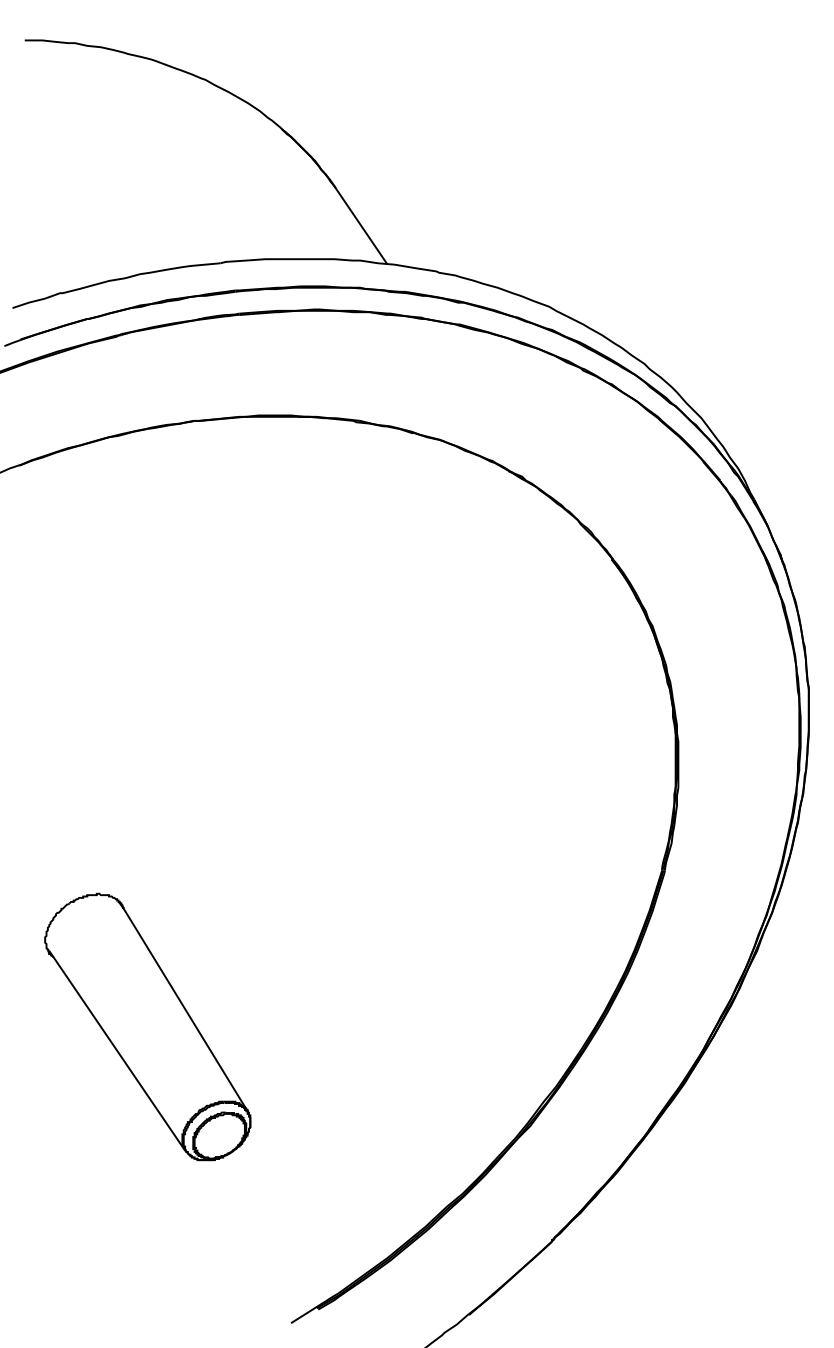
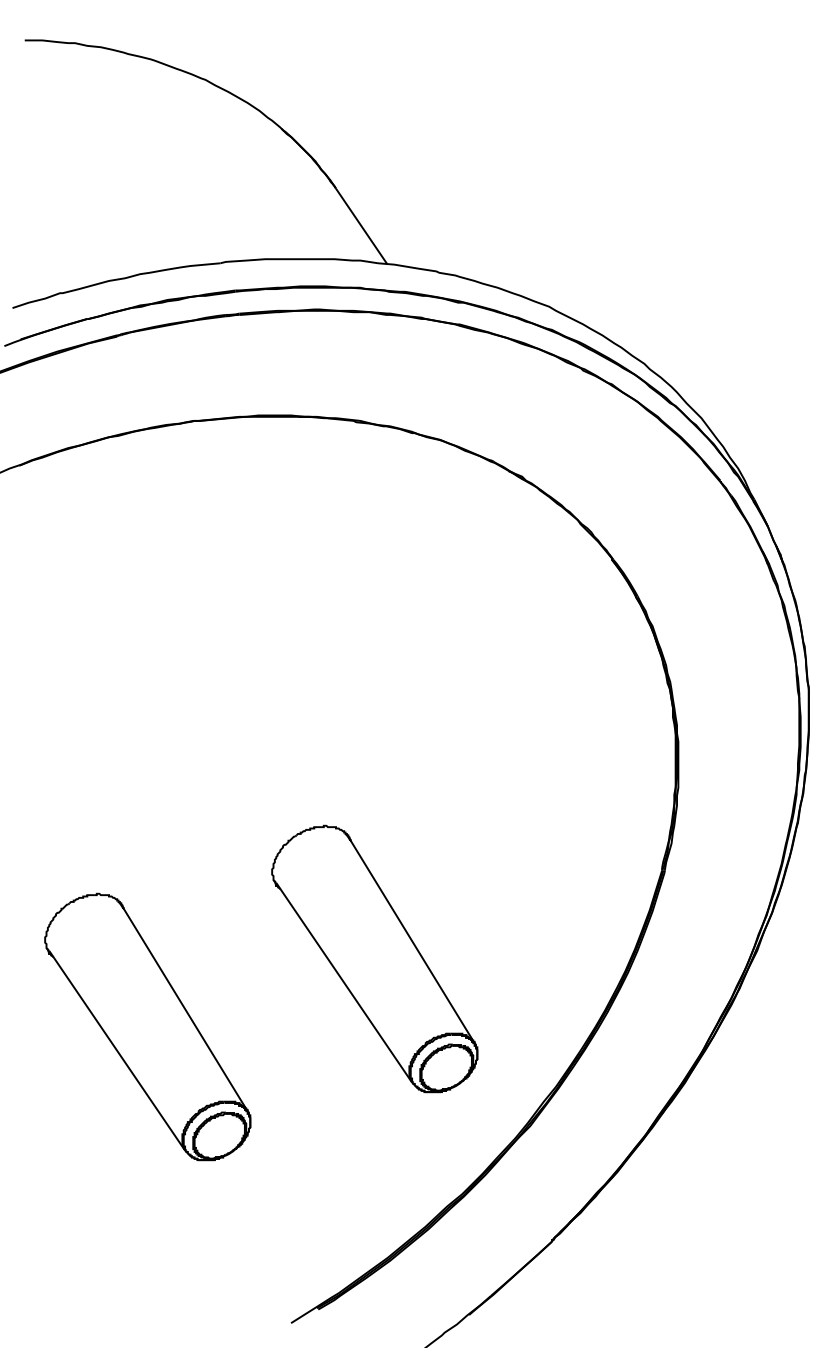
part: none -> present (374, 958)
